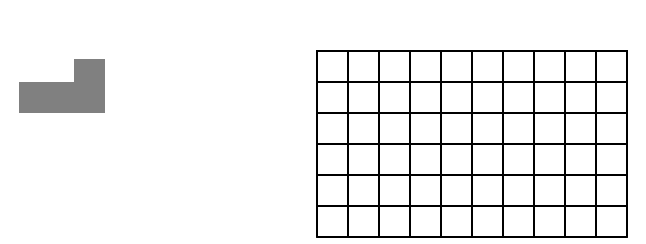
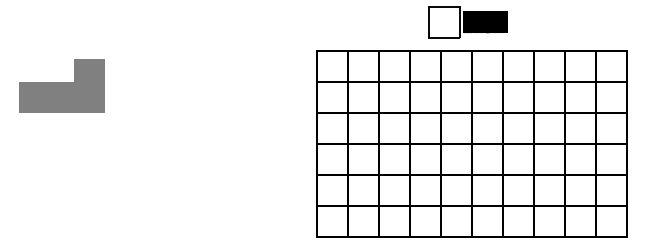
part: none -> present (467, 22)
